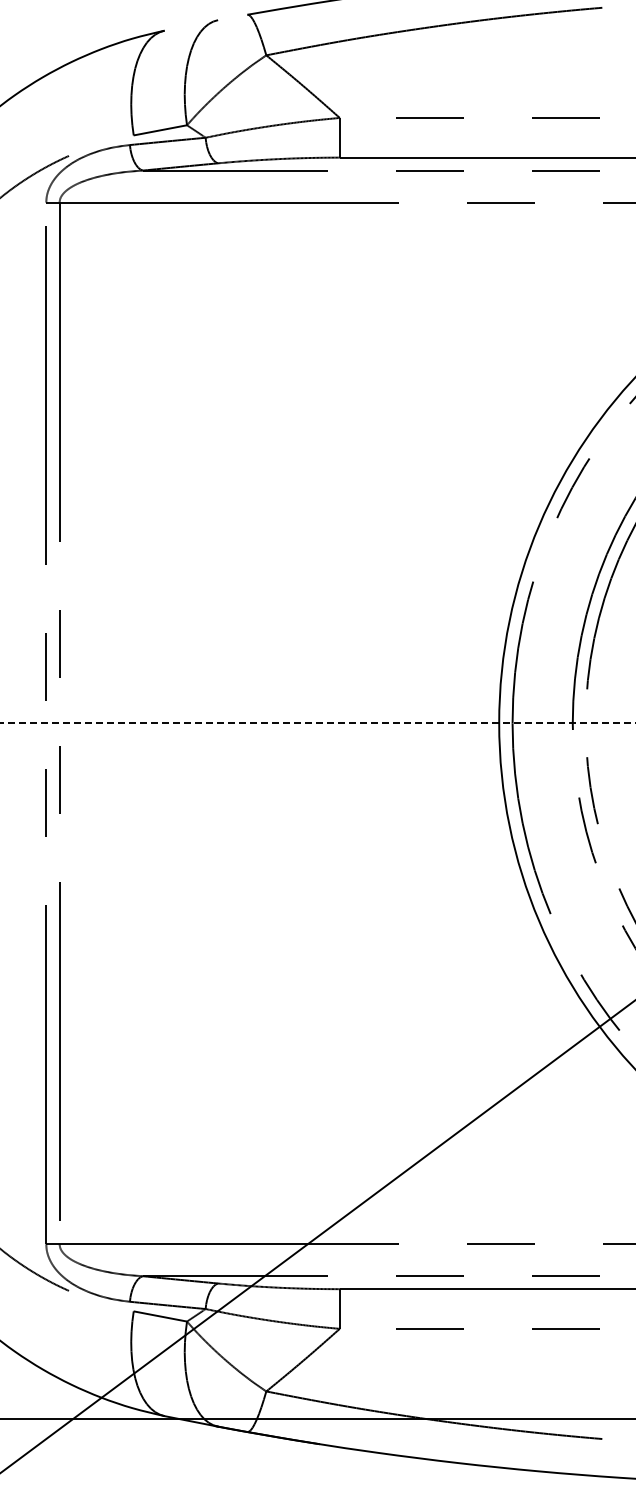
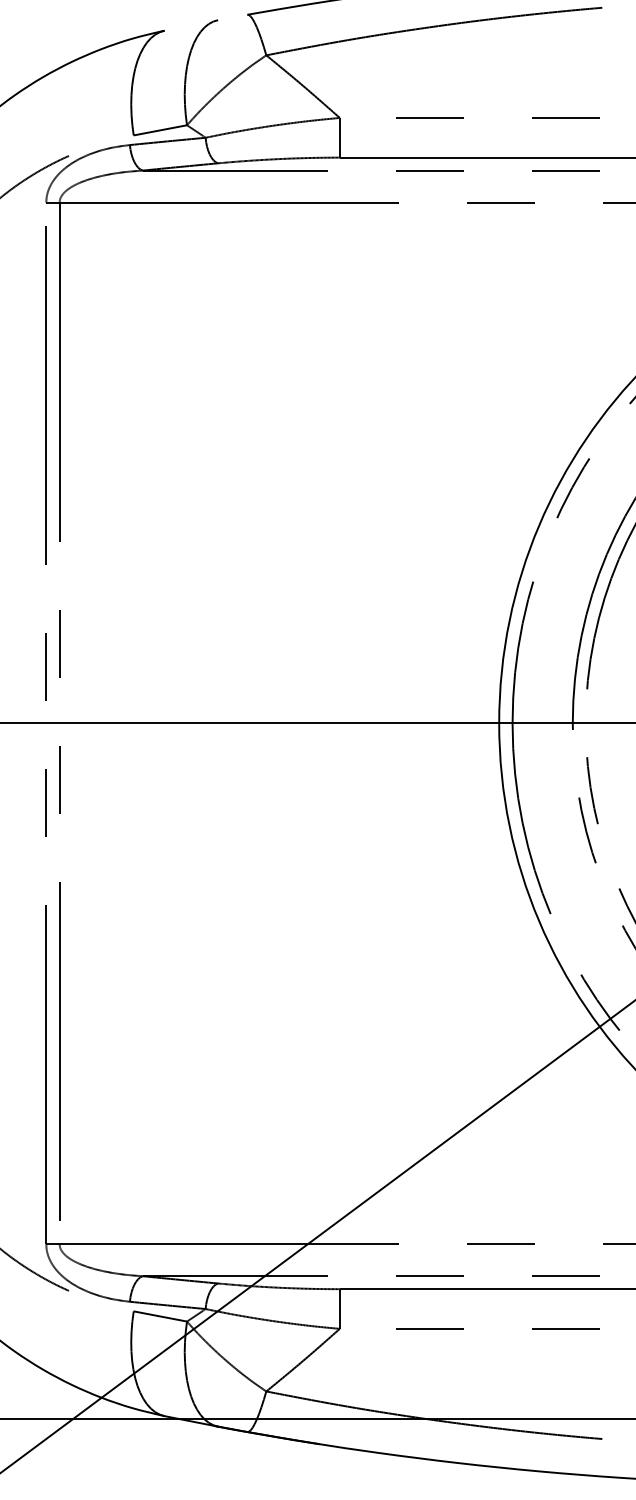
line: dashed -> solid (317, 723)
